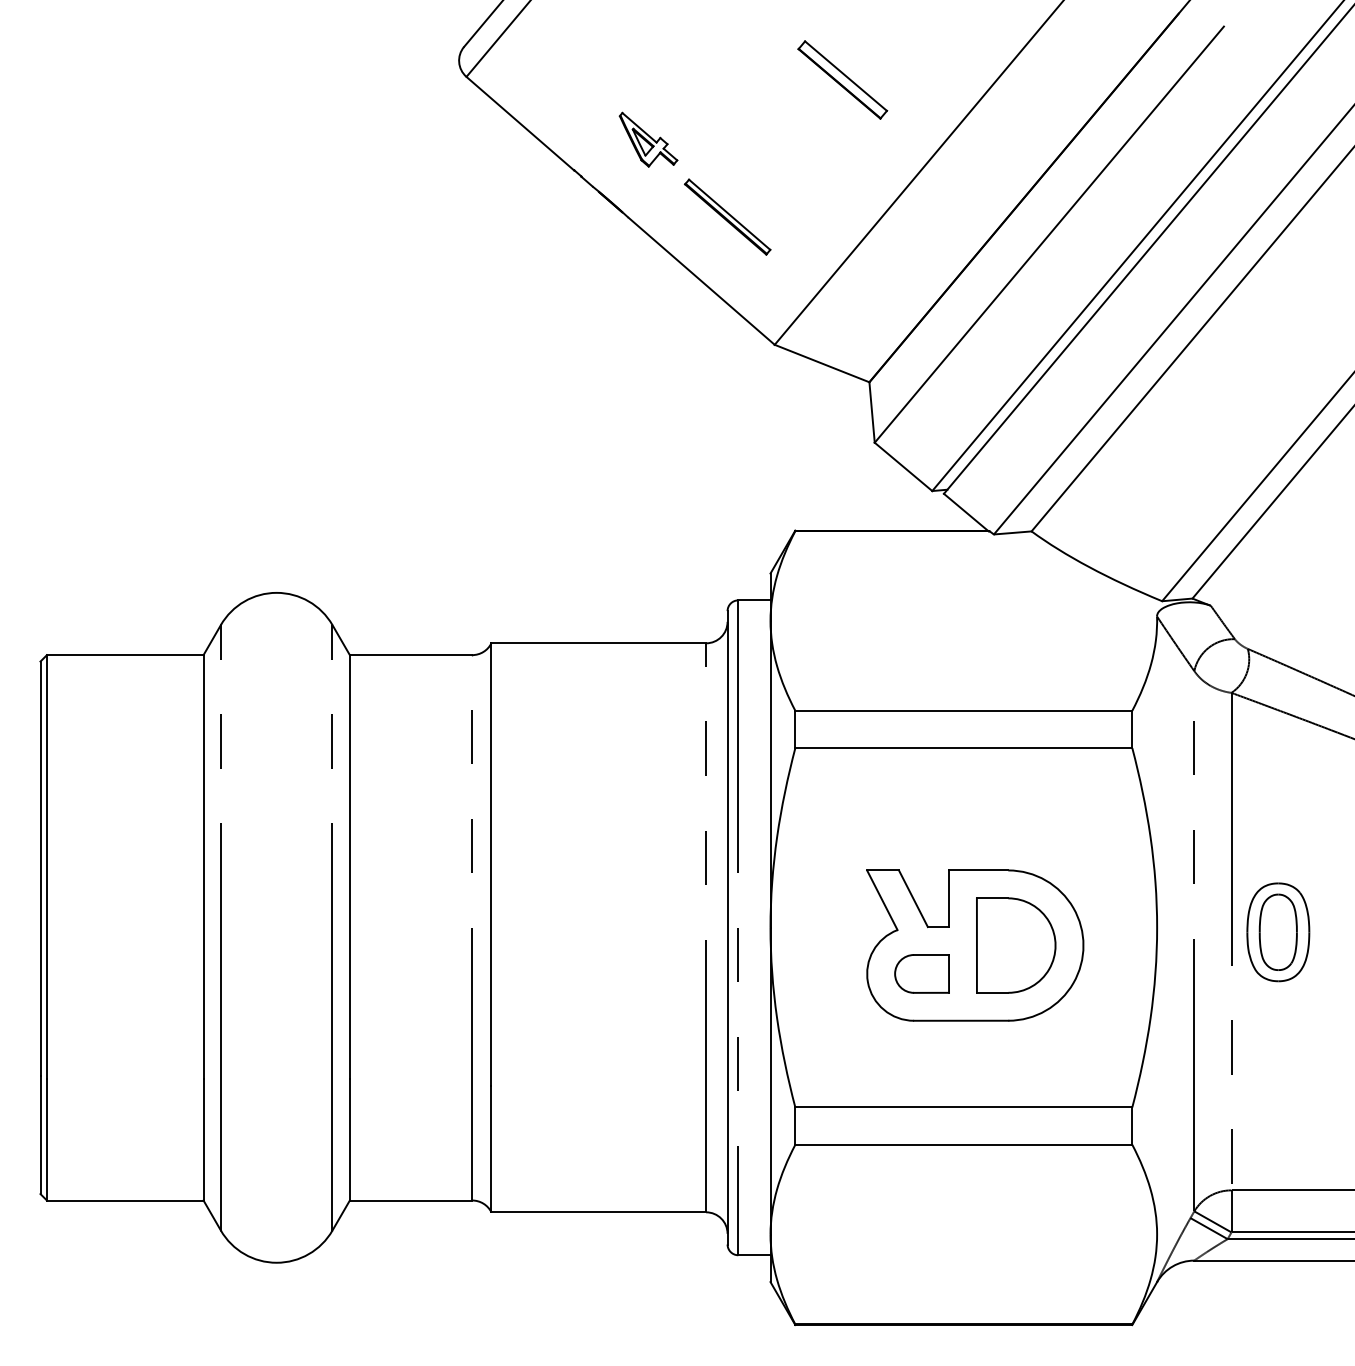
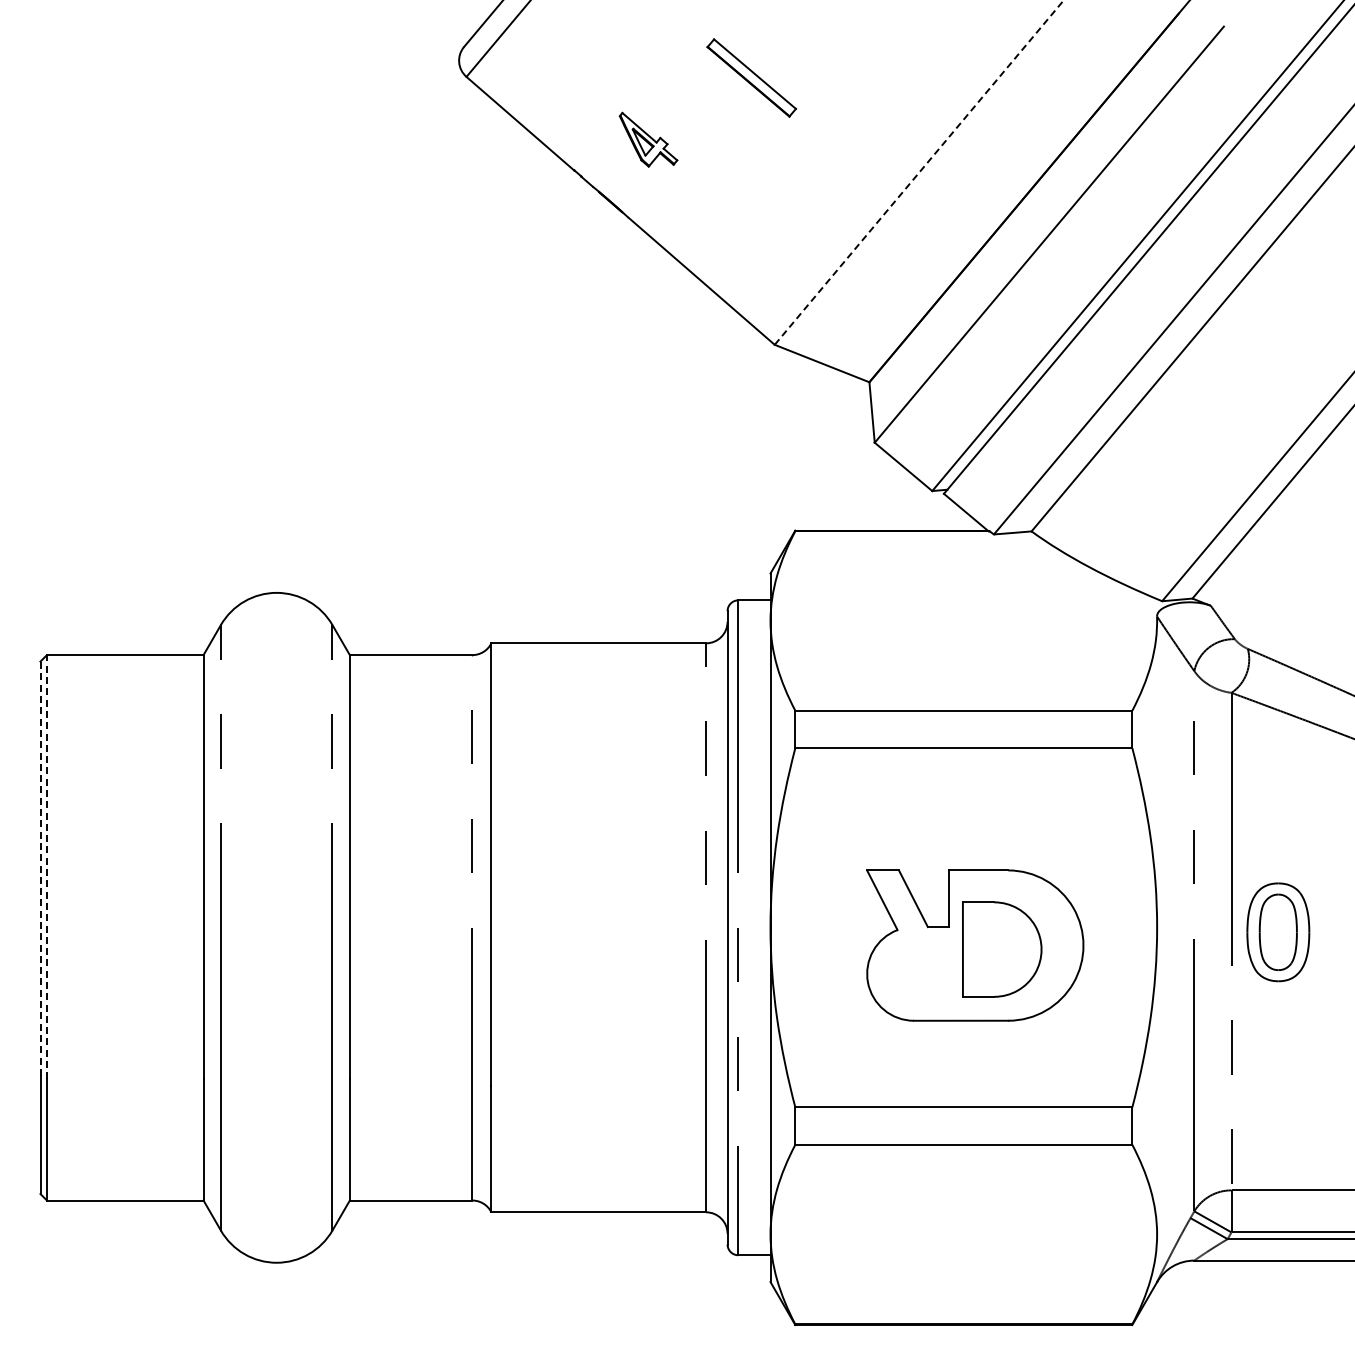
part position: (842, 79) -> (751, 77) (751, 77)
line: solid -> dashed (919, 172)
part: present -> none (727, 216)
line: solid -> dashed (46, 866)
line: solid -> dashed (40, 868)
part position: (1016, 945) -> (1002, 949) (1002, 949)
part: present -> none (921, 973)
